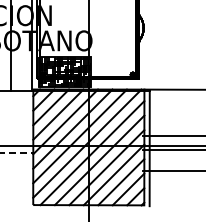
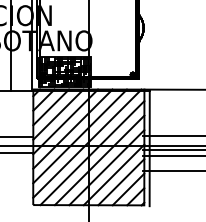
line: none -> present (17, 137)
line: dashed -> solid (17, 152)
line: none -> present (172, 155)
